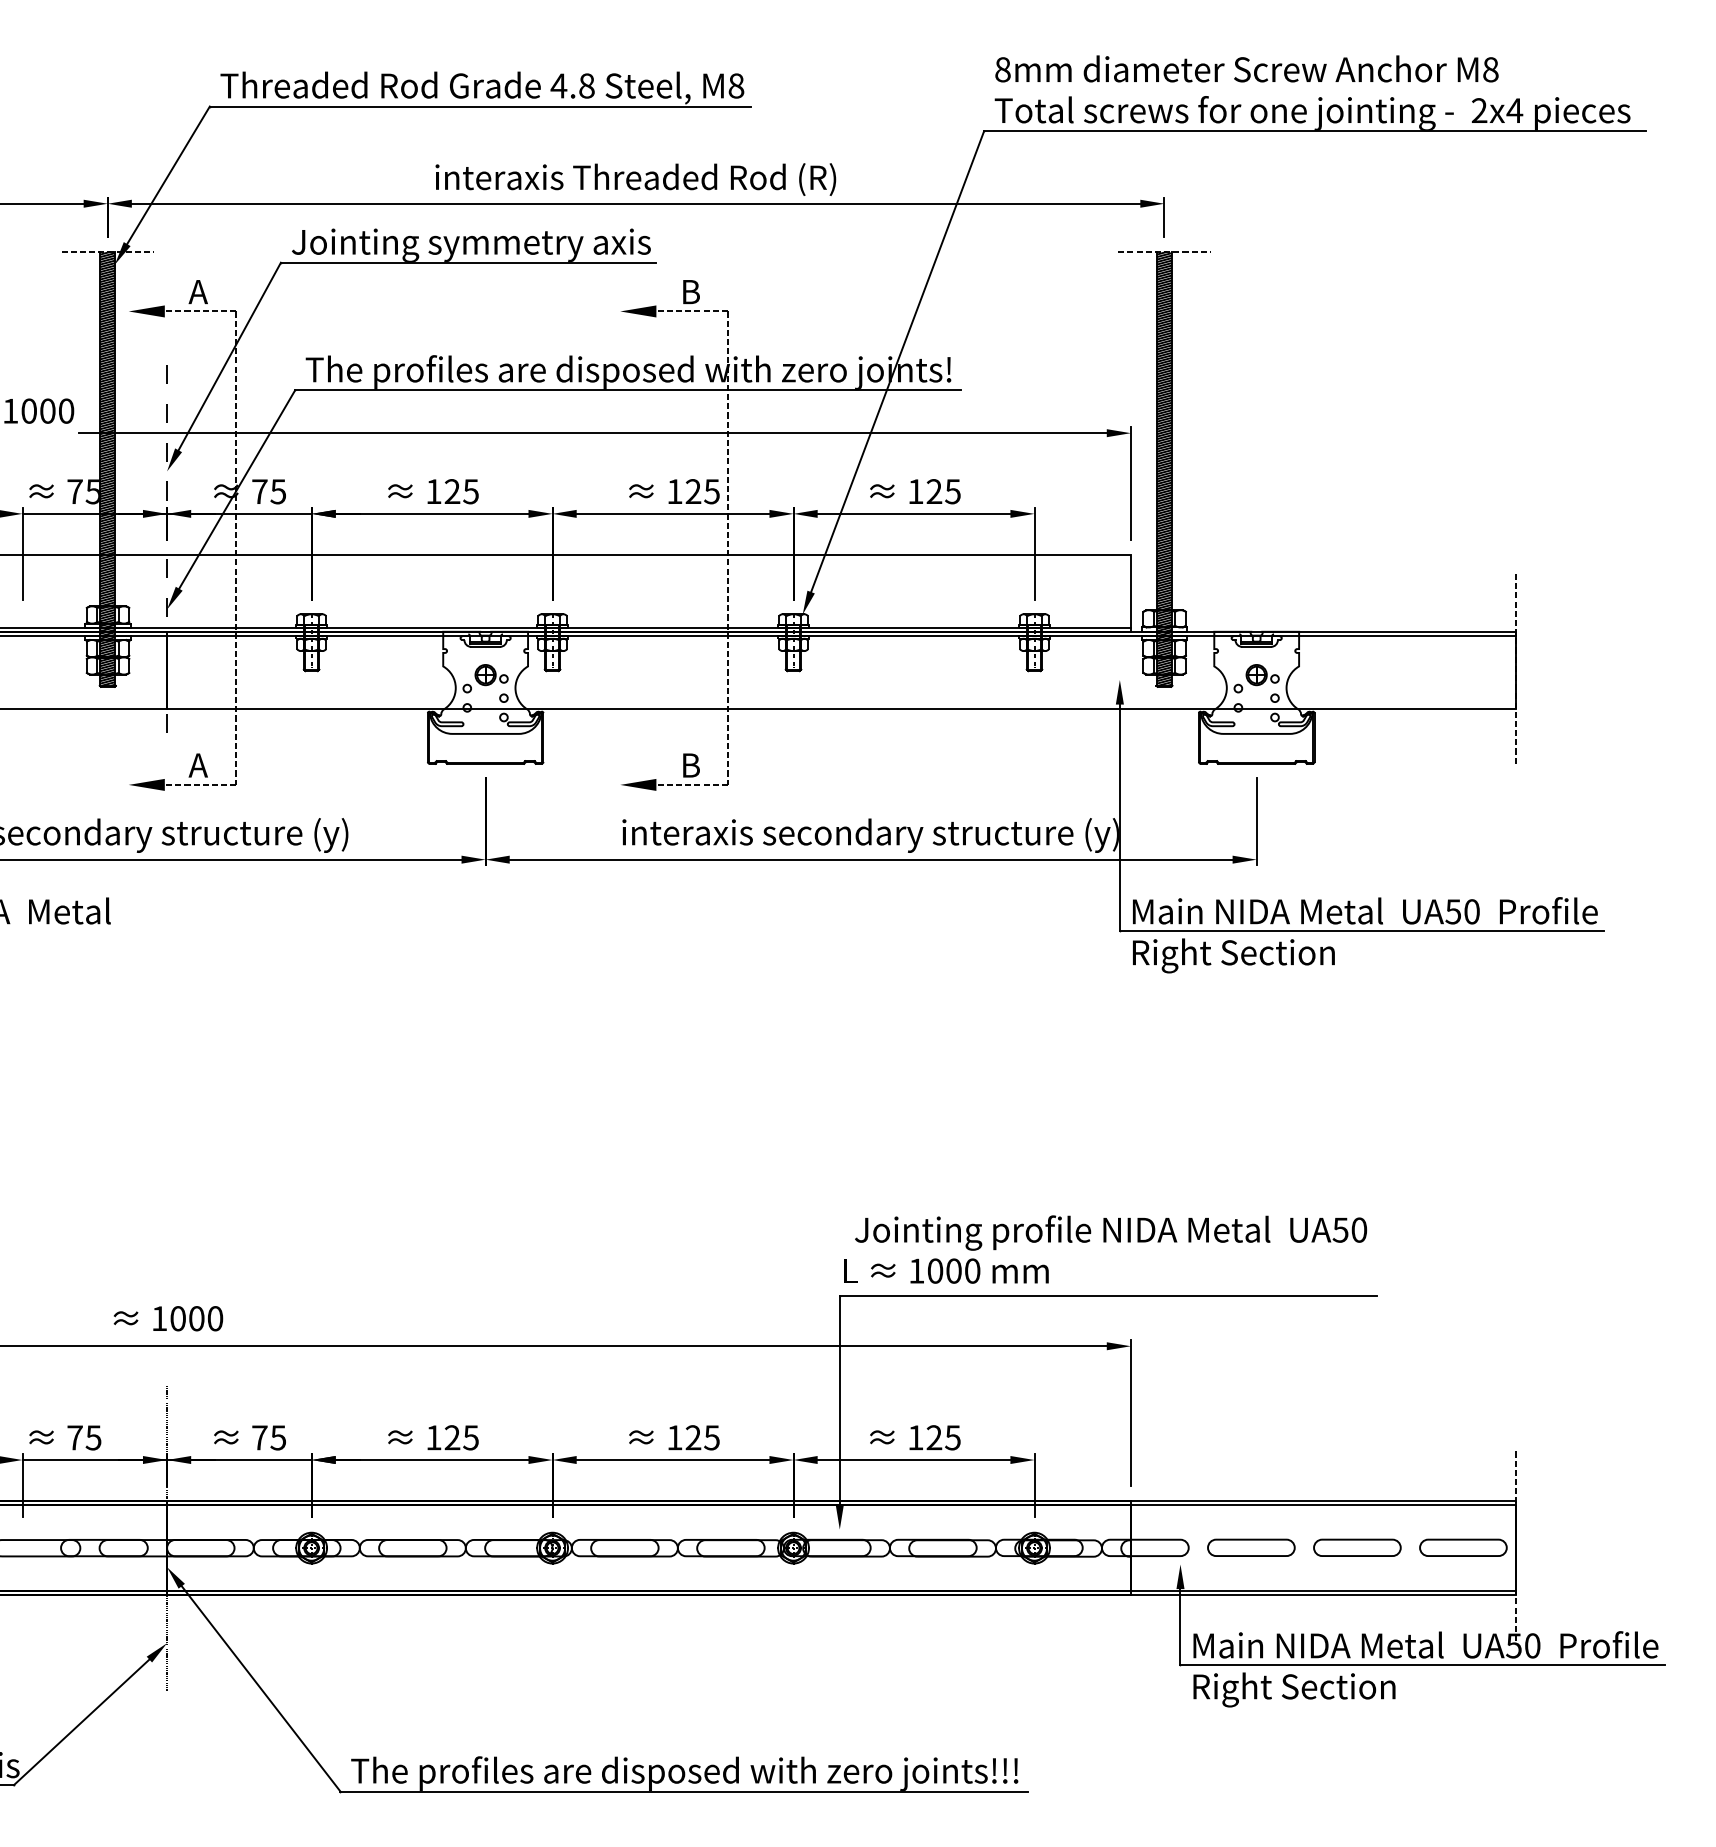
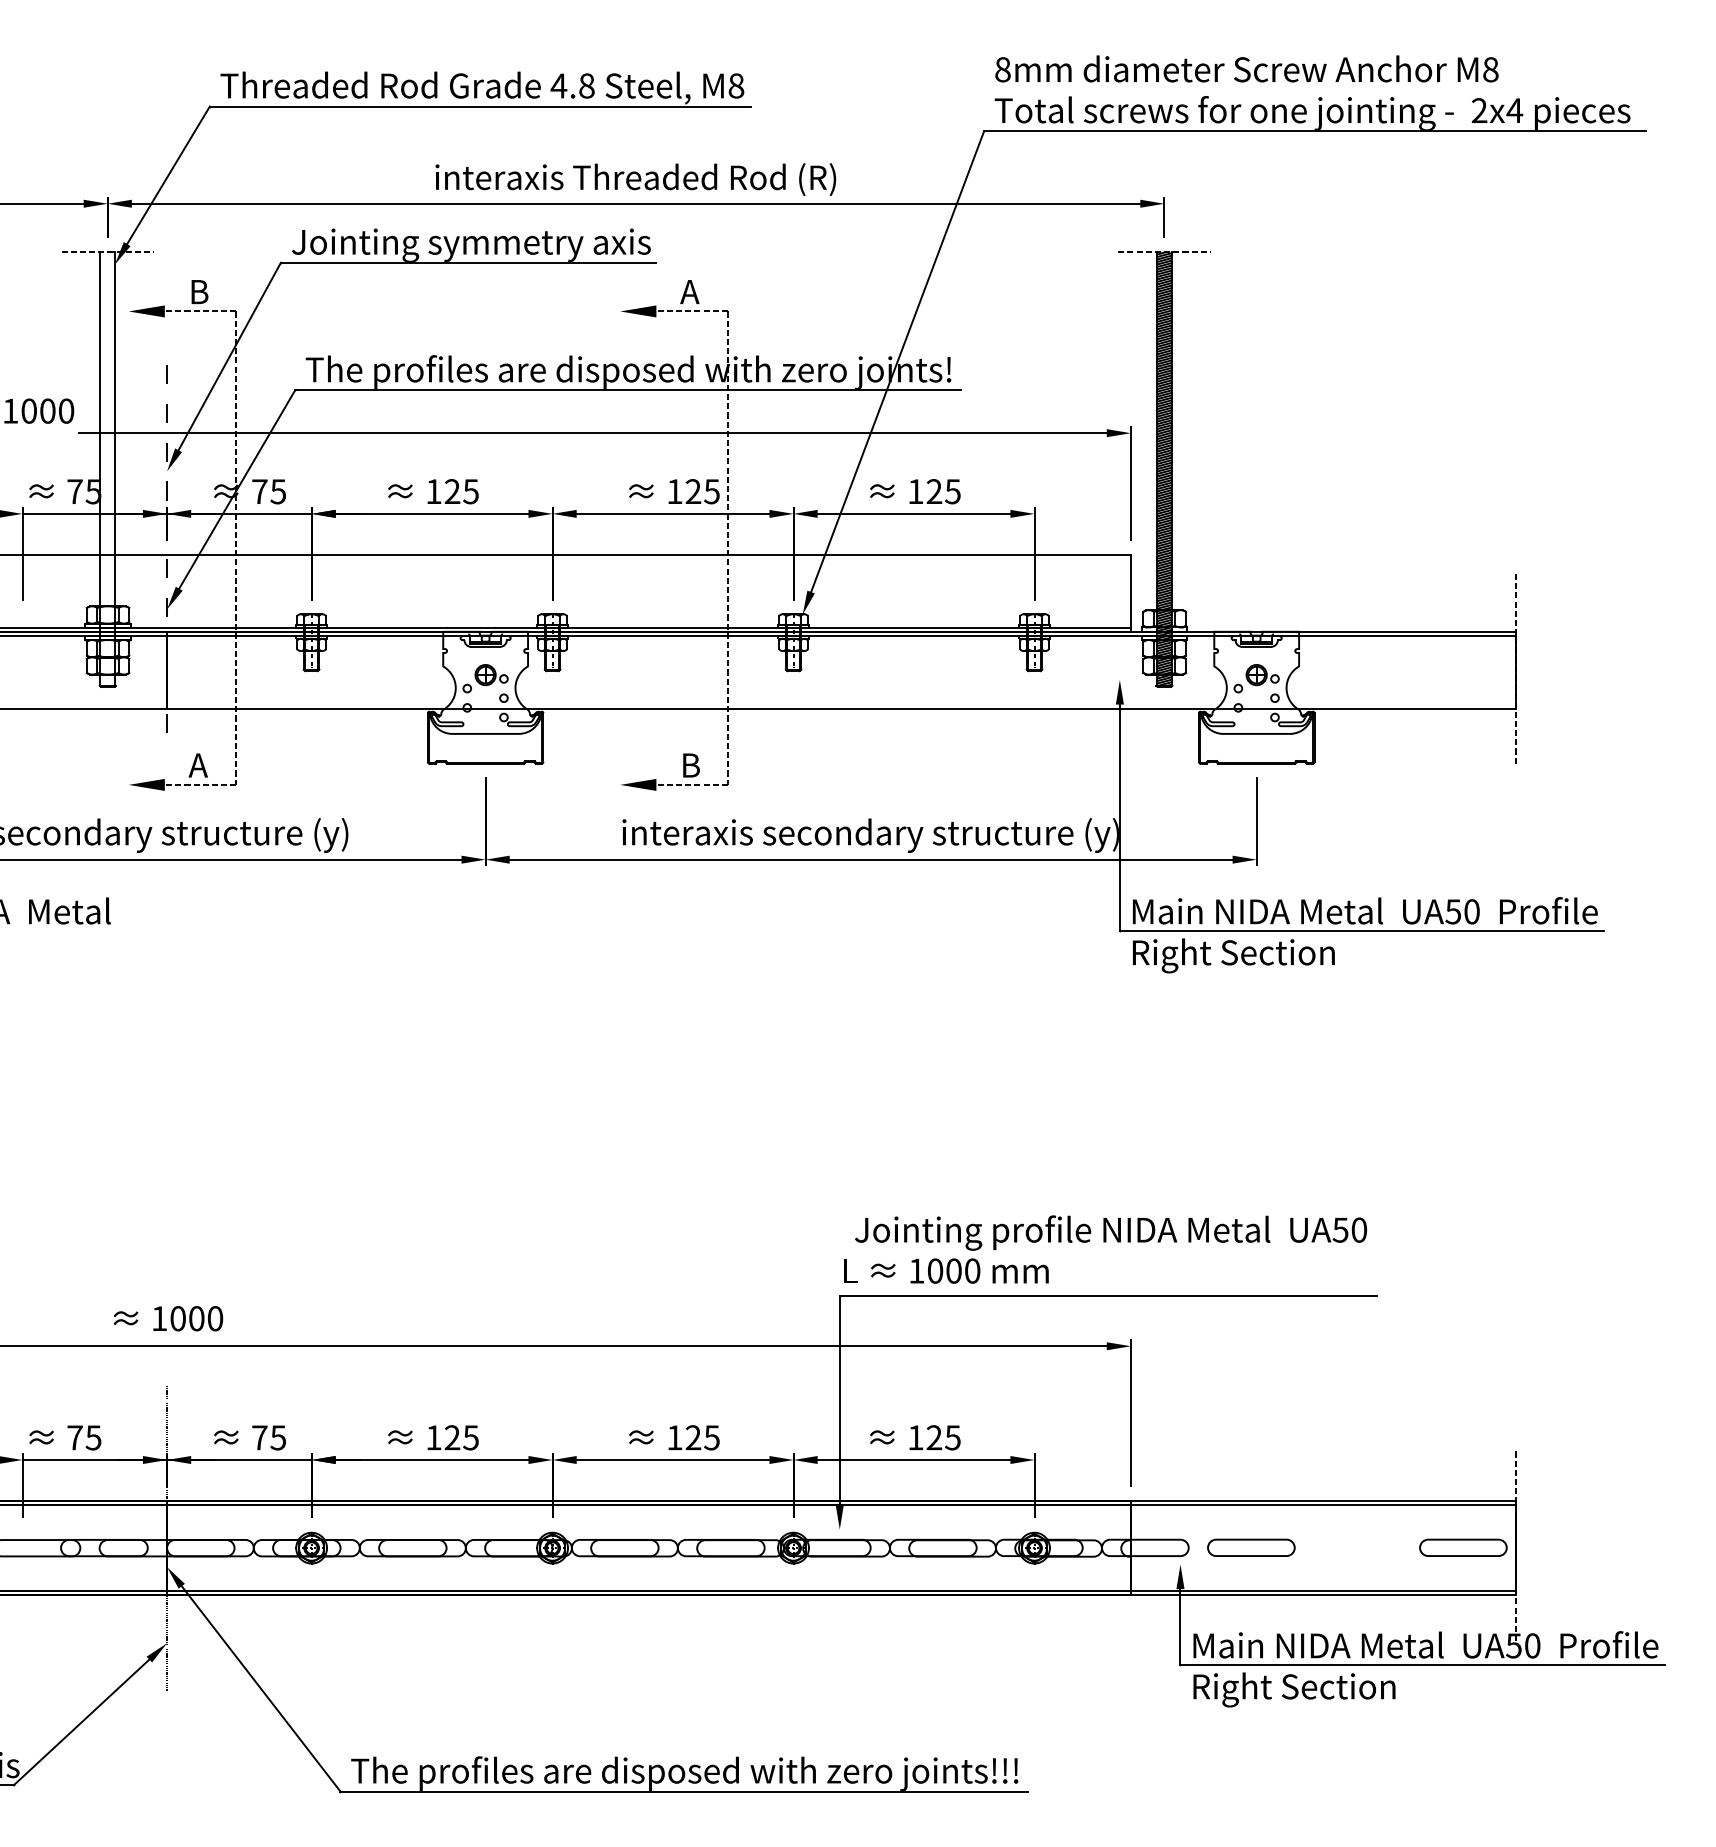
text: A -> B (198, 292)
text: B -> A (689, 292)
hatch: present -> none (107, 468)
part: present -> none (1357, 1547)
